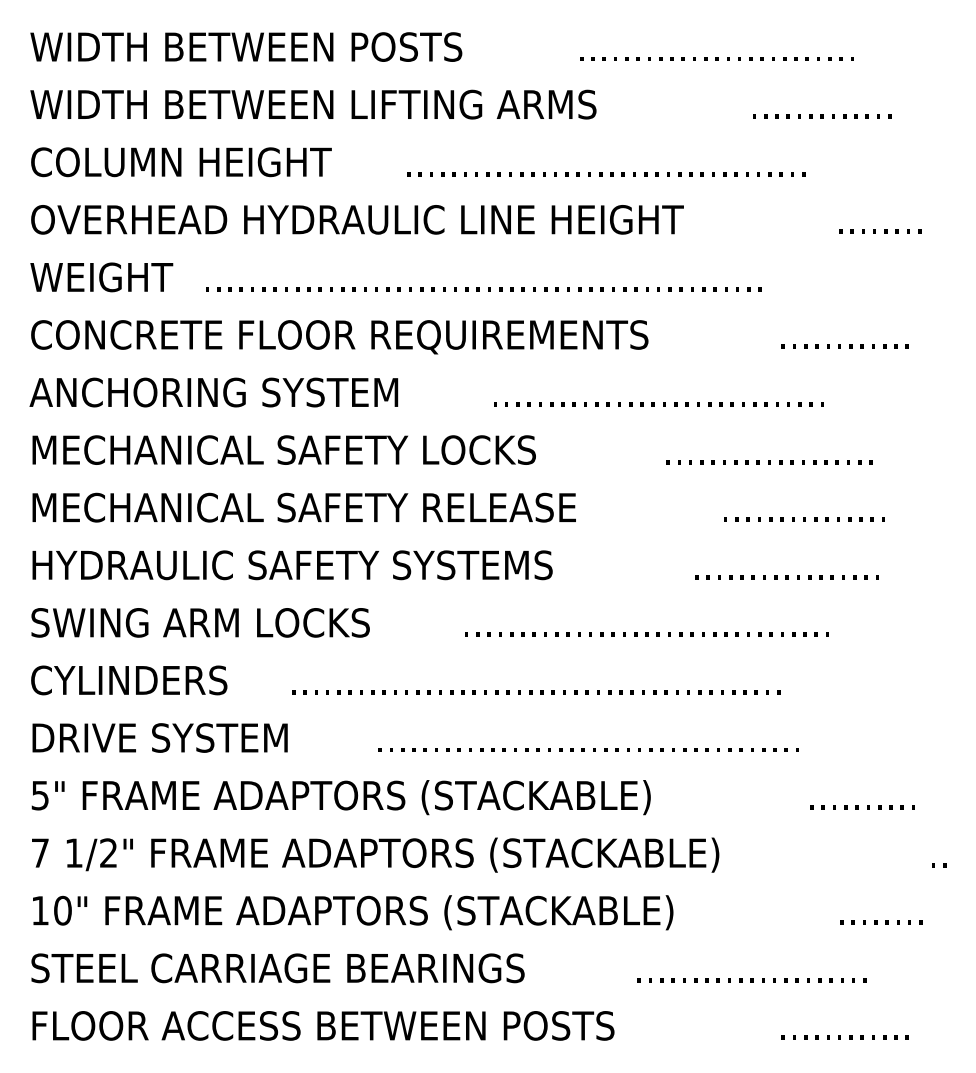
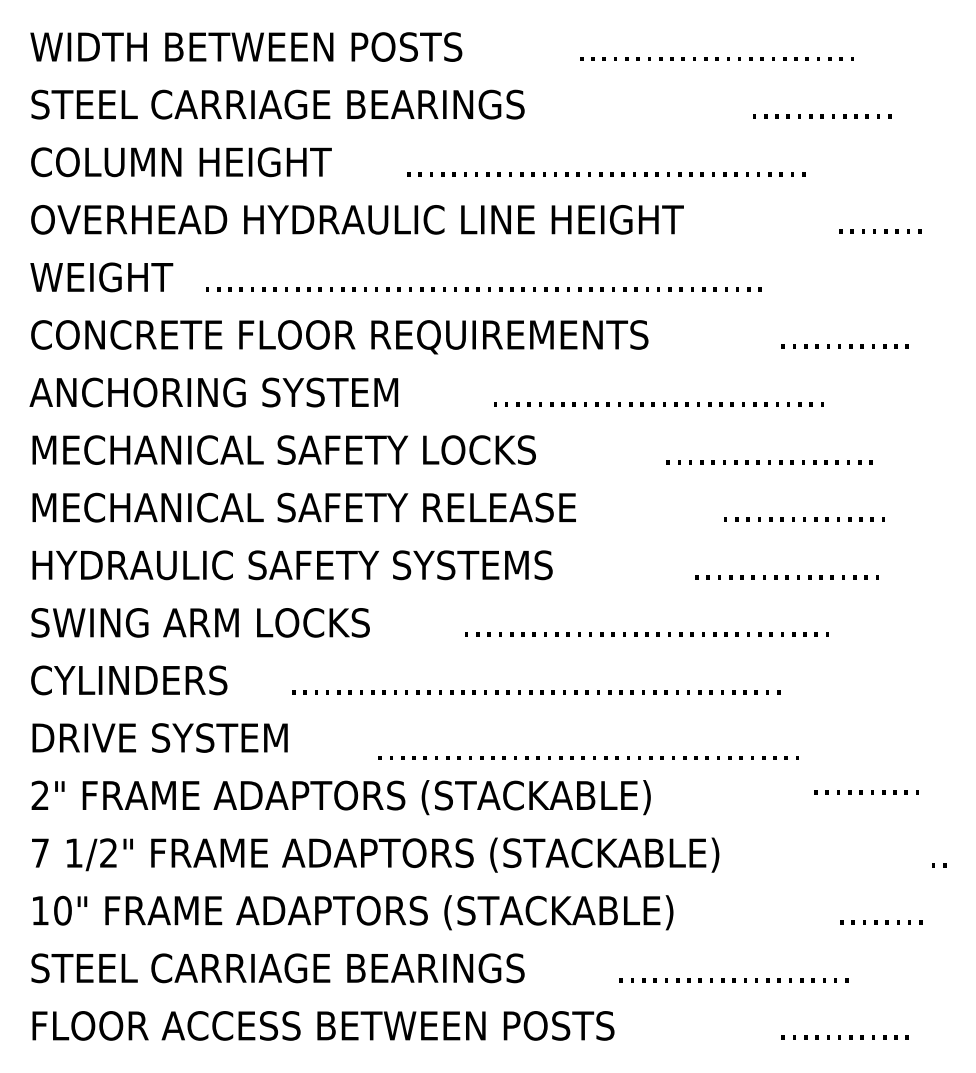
text: WIDTH BETWEEN LIFTING ARMS -> STEEL CARRIAGE BEARINGS (313, 104)
text position: (588, 749) -> (588, 757) (588, 757)
text: 5" -> 2" (39, 795)
text position: (862, 807) -> (866, 792) (866, 792)
text position: (751, 980) -> (733, 980) (733, 980)
